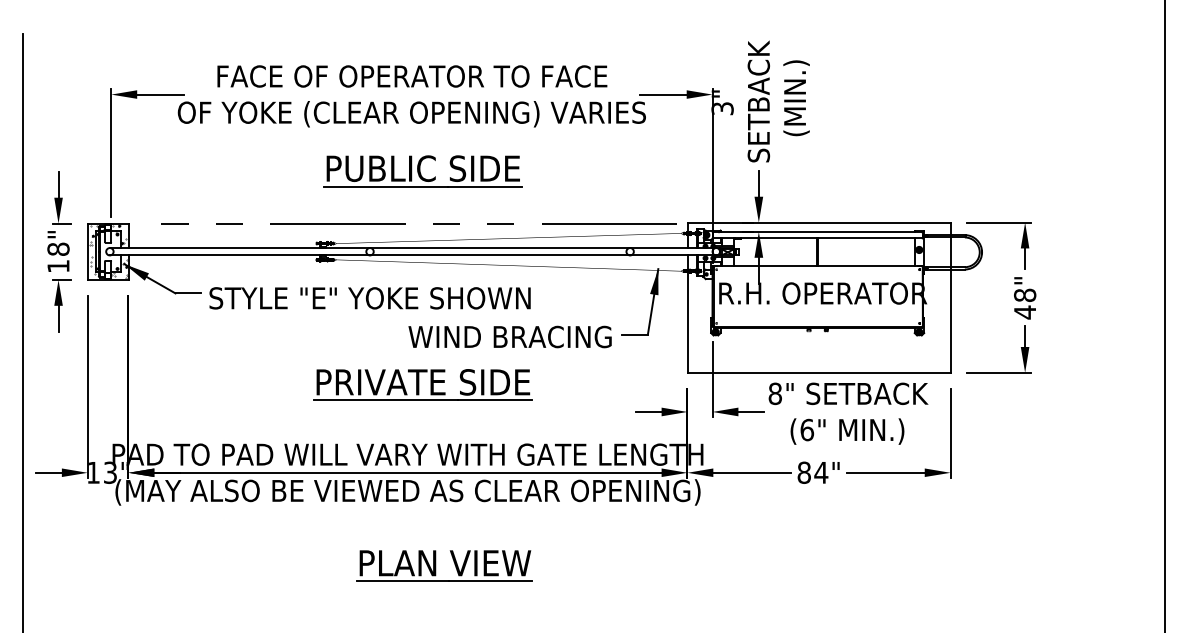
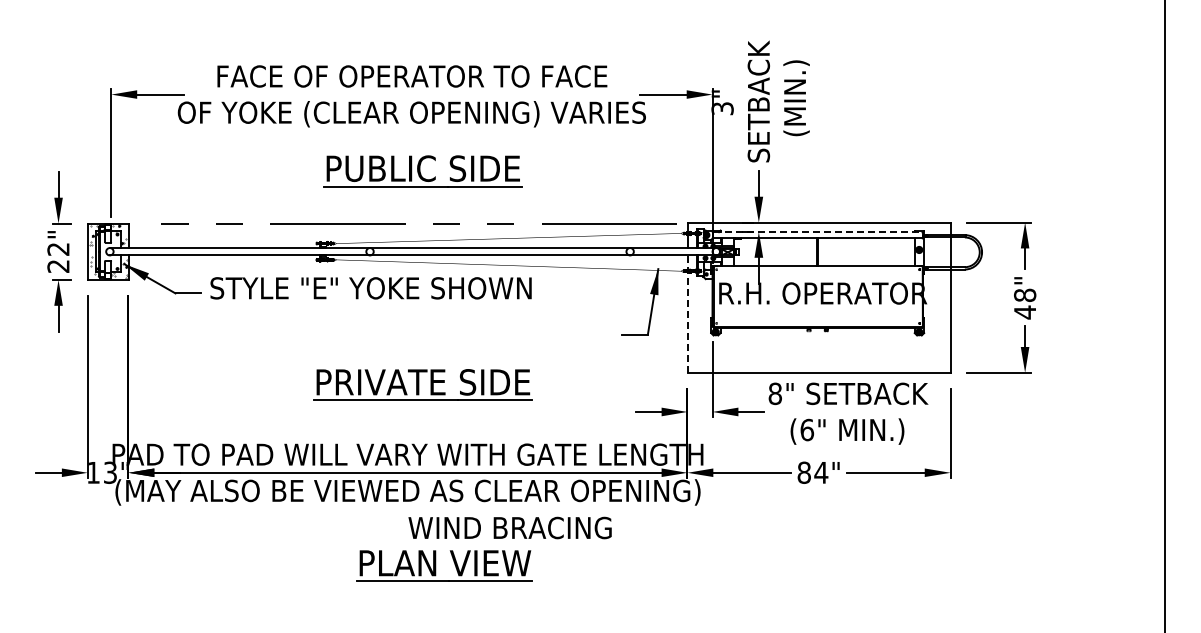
line: solid -> dashed (818, 232)
text: 18" -> 22" (58, 257)
text position: (369, 298) -> (370, 288) (370, 288)
line: solid -> dashed (687, 314)
line: present -> none (23, 331)
text position: (509, 336) -> (509, 527) (509, 527)
